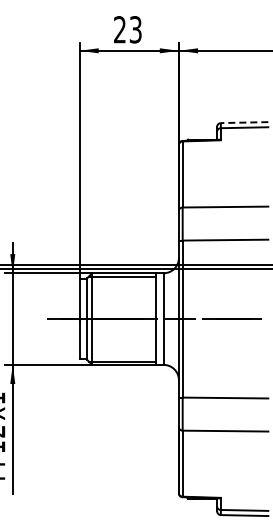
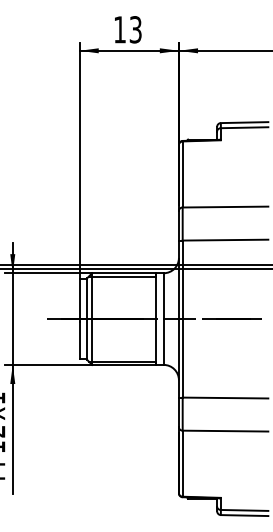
text: 23 -> 13 (119, 29)
line: dashed -> solid (244, 122)
